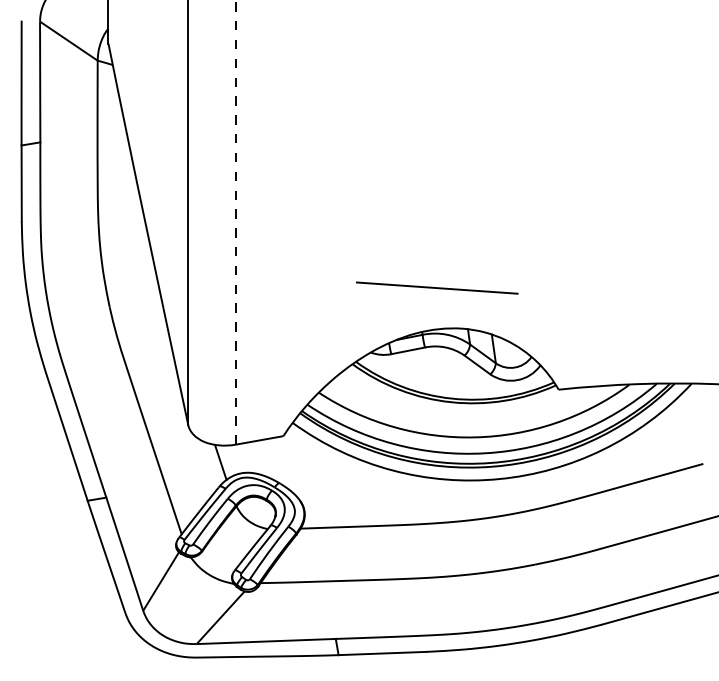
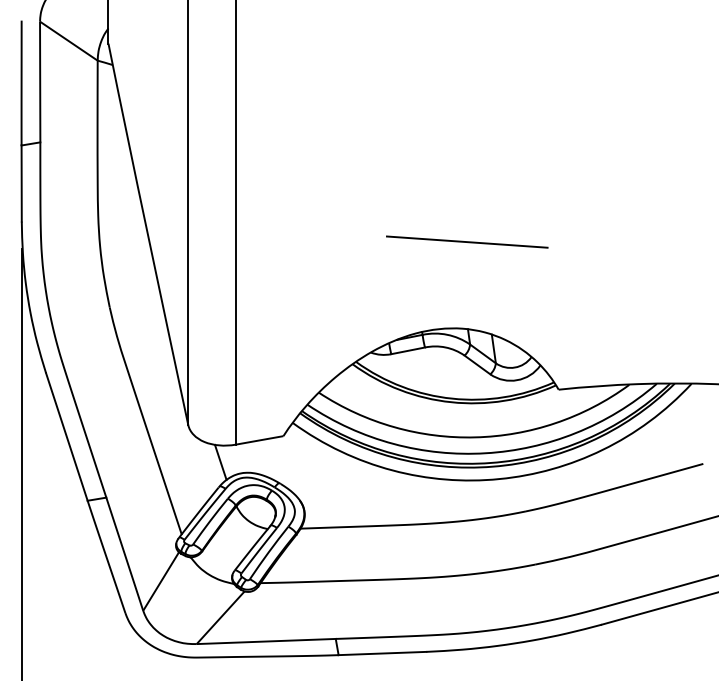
line: dashed -> solid (235, 221)
line position: (437, 287) -> (467, 241) (467, 241)
line: none -> present (22, 462)
